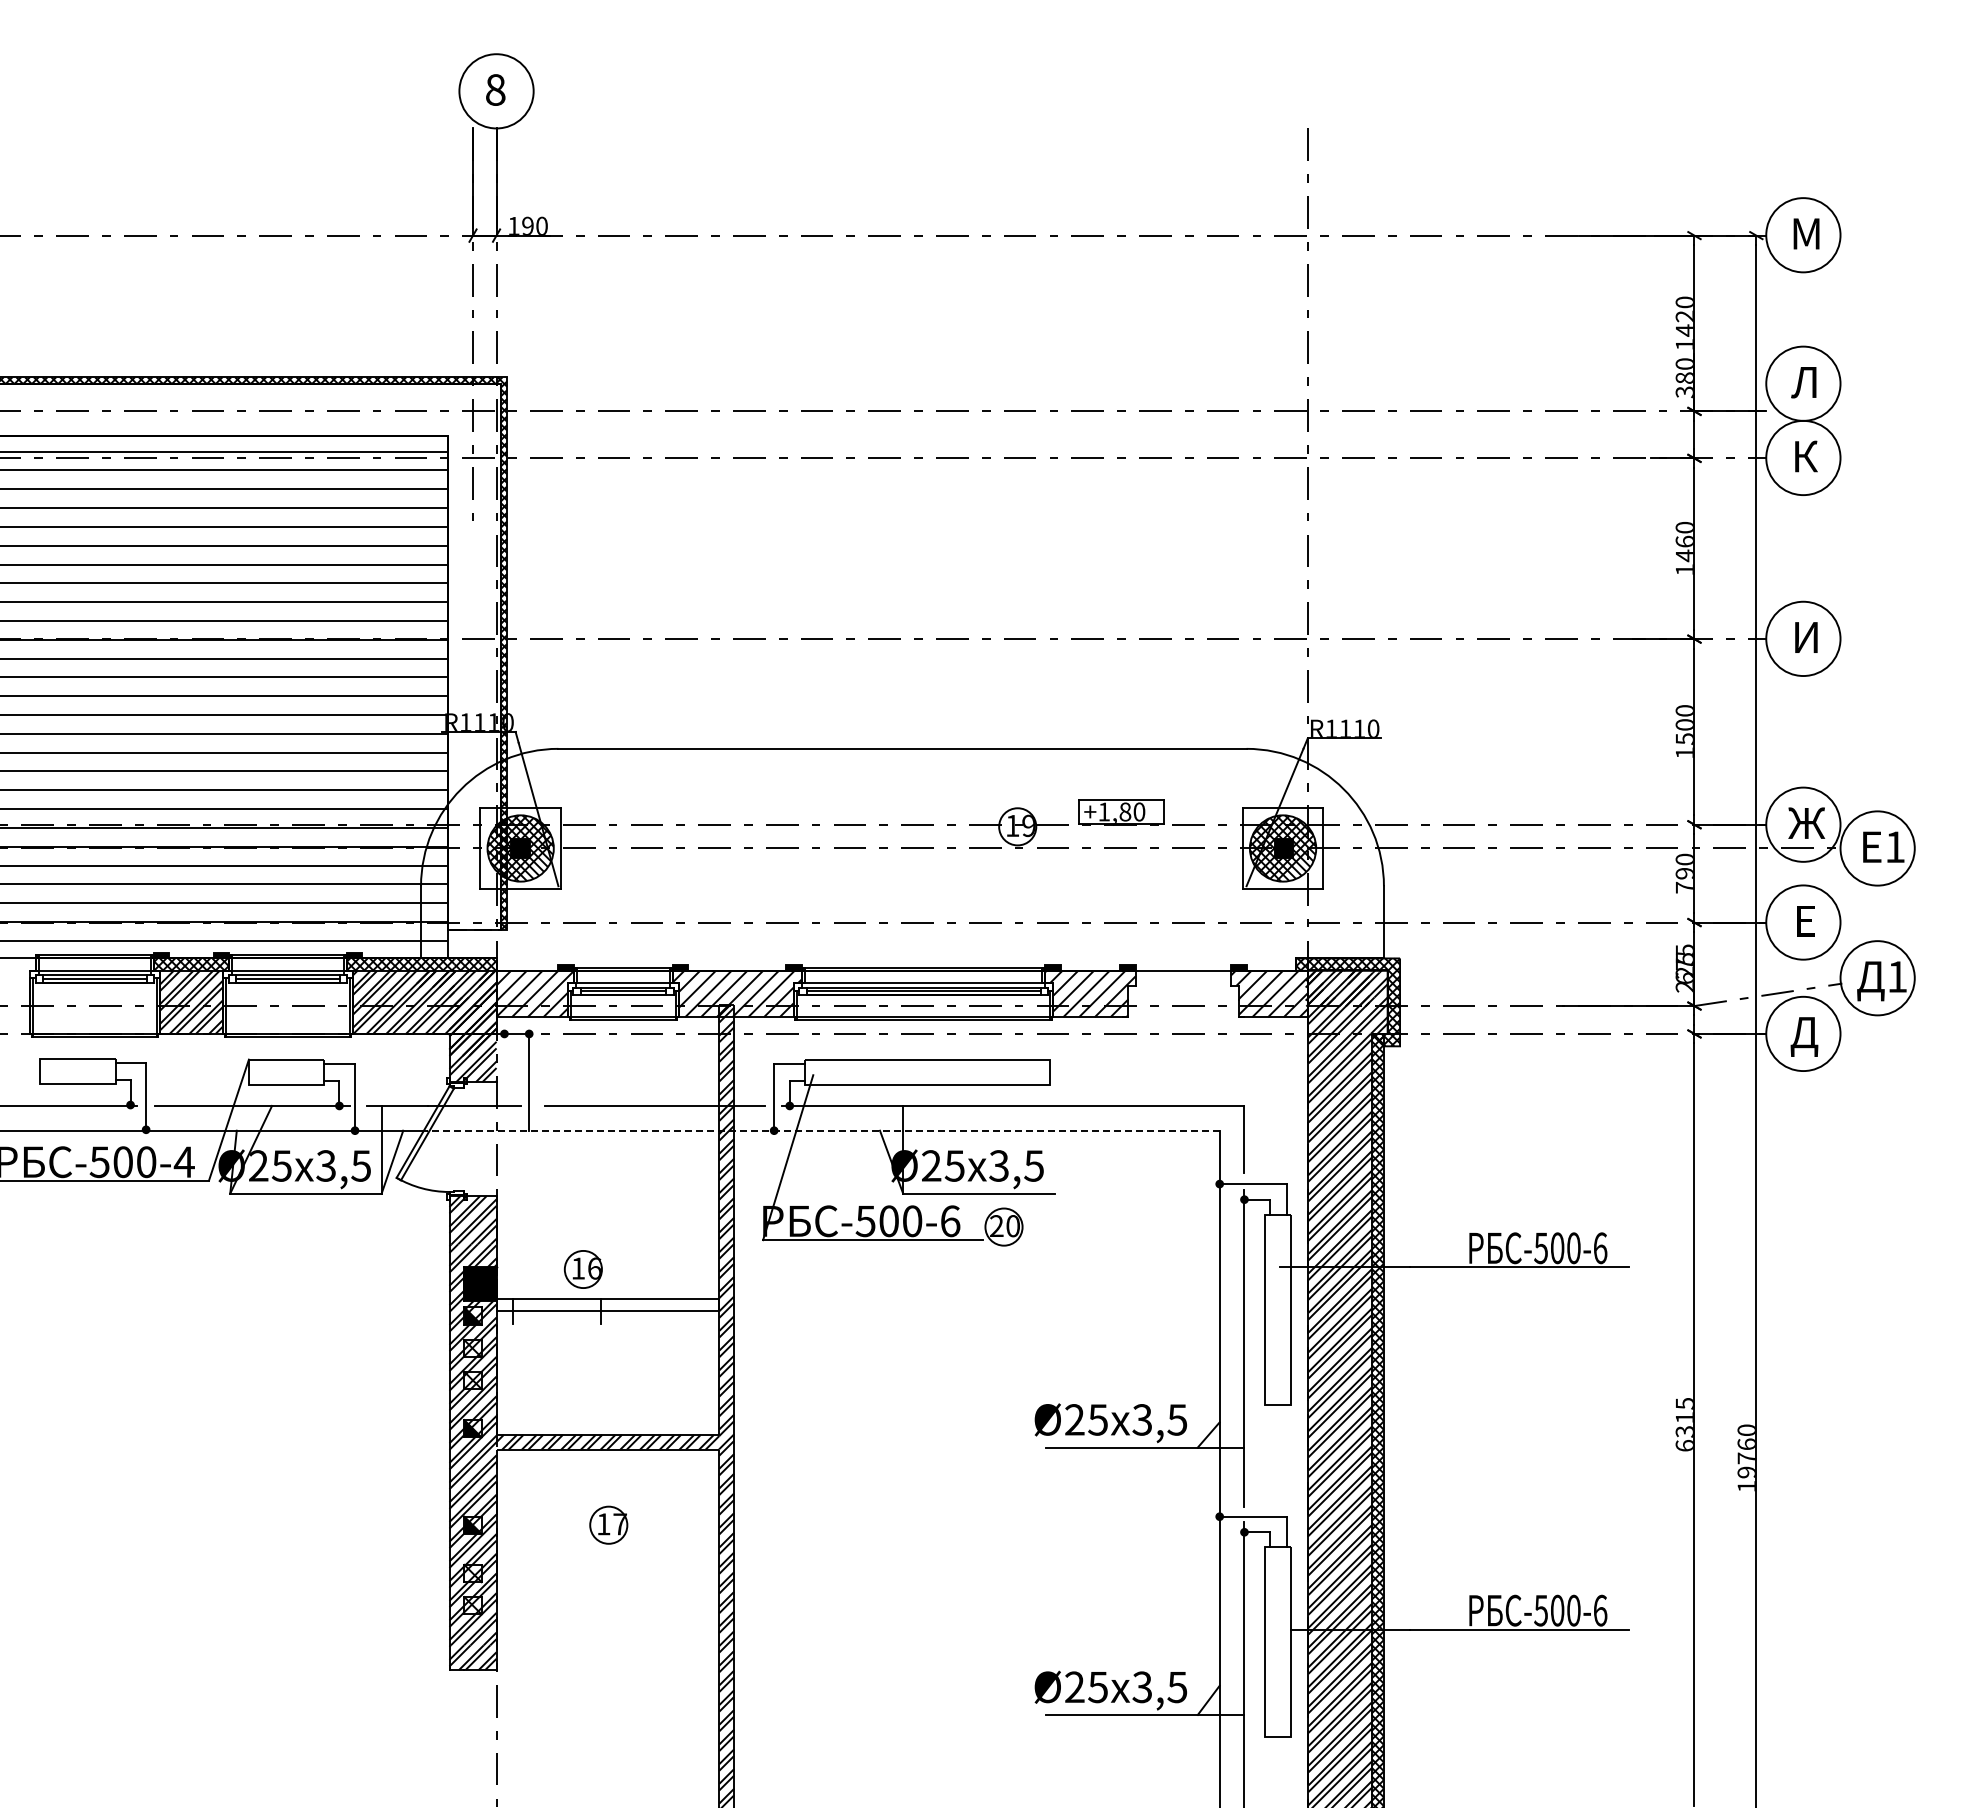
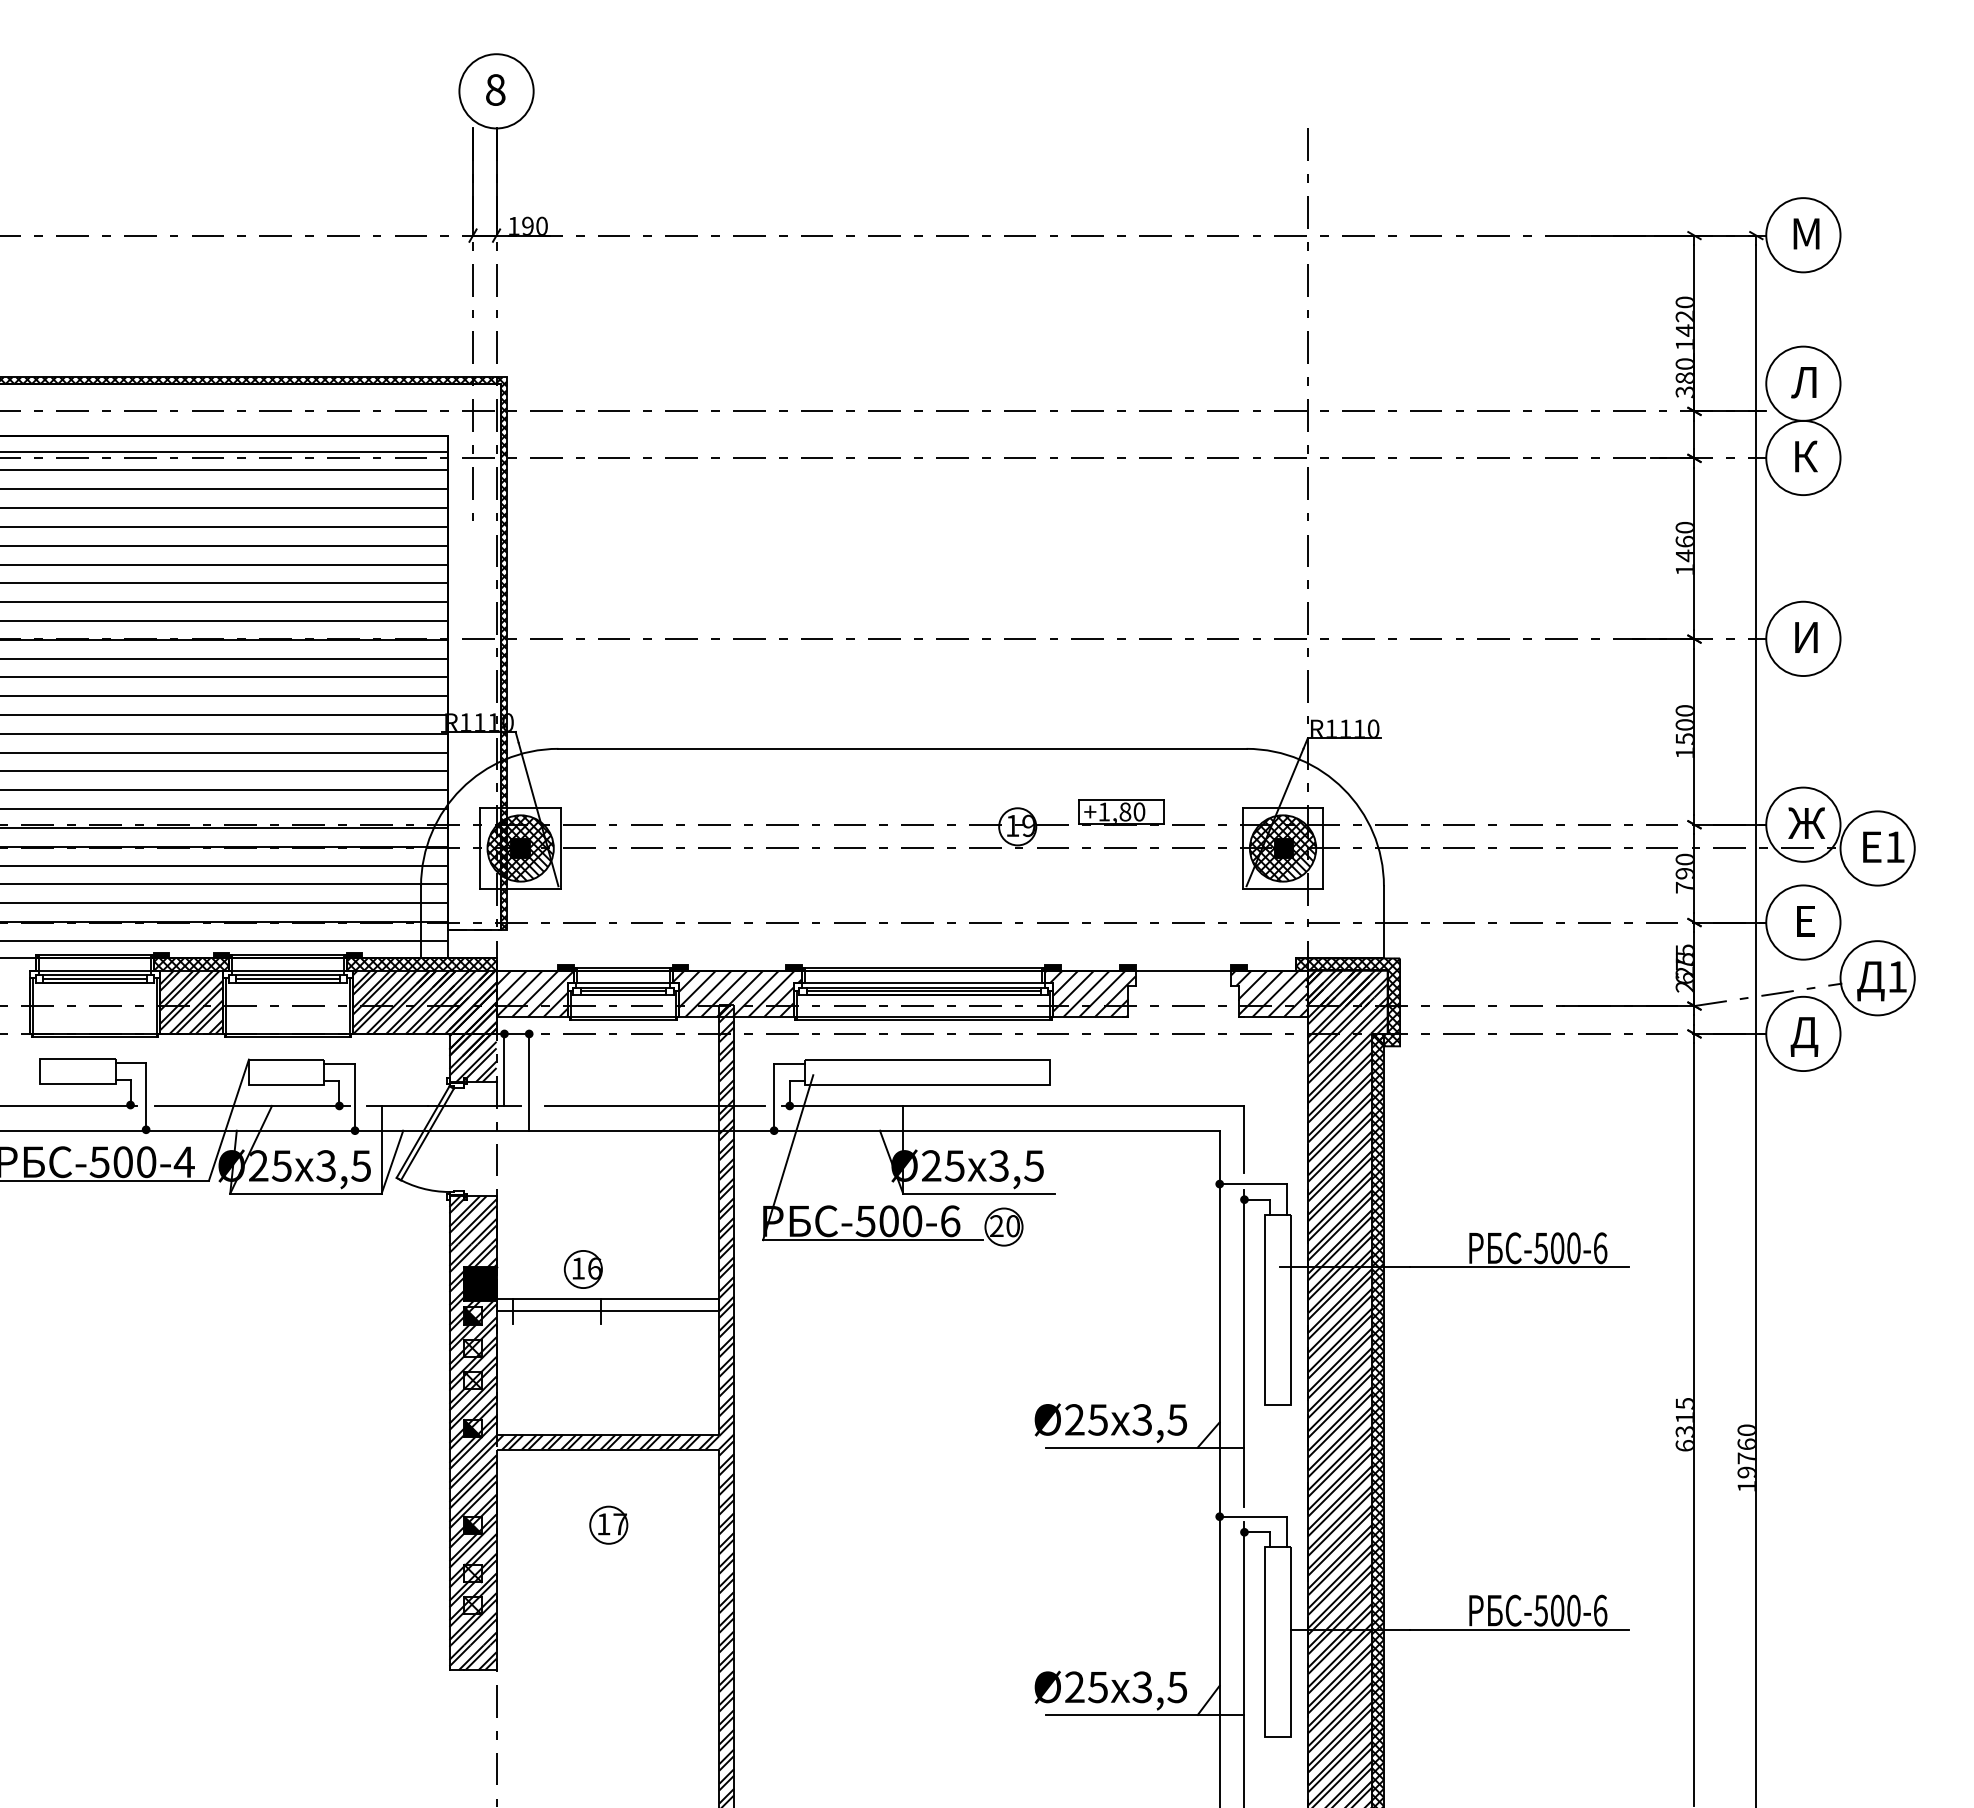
line: none -> present (504, 1069)
line: dashed -> solid (822, 1130)
